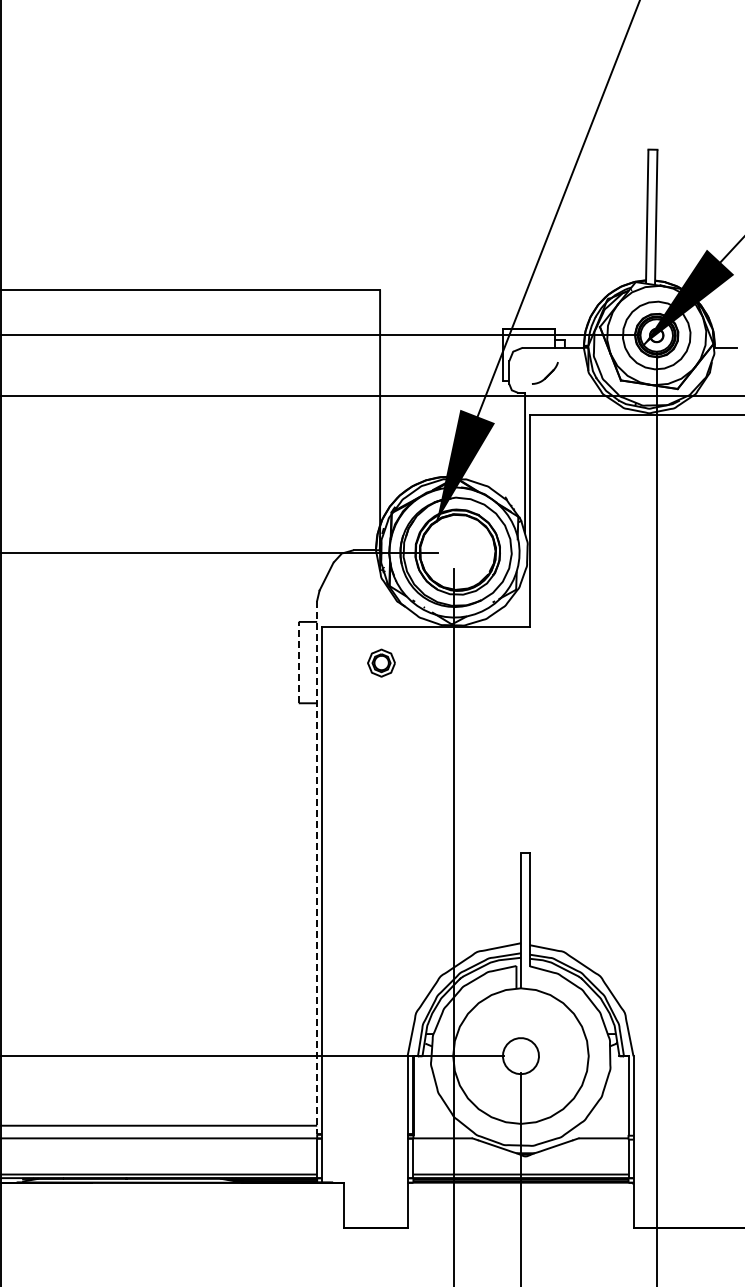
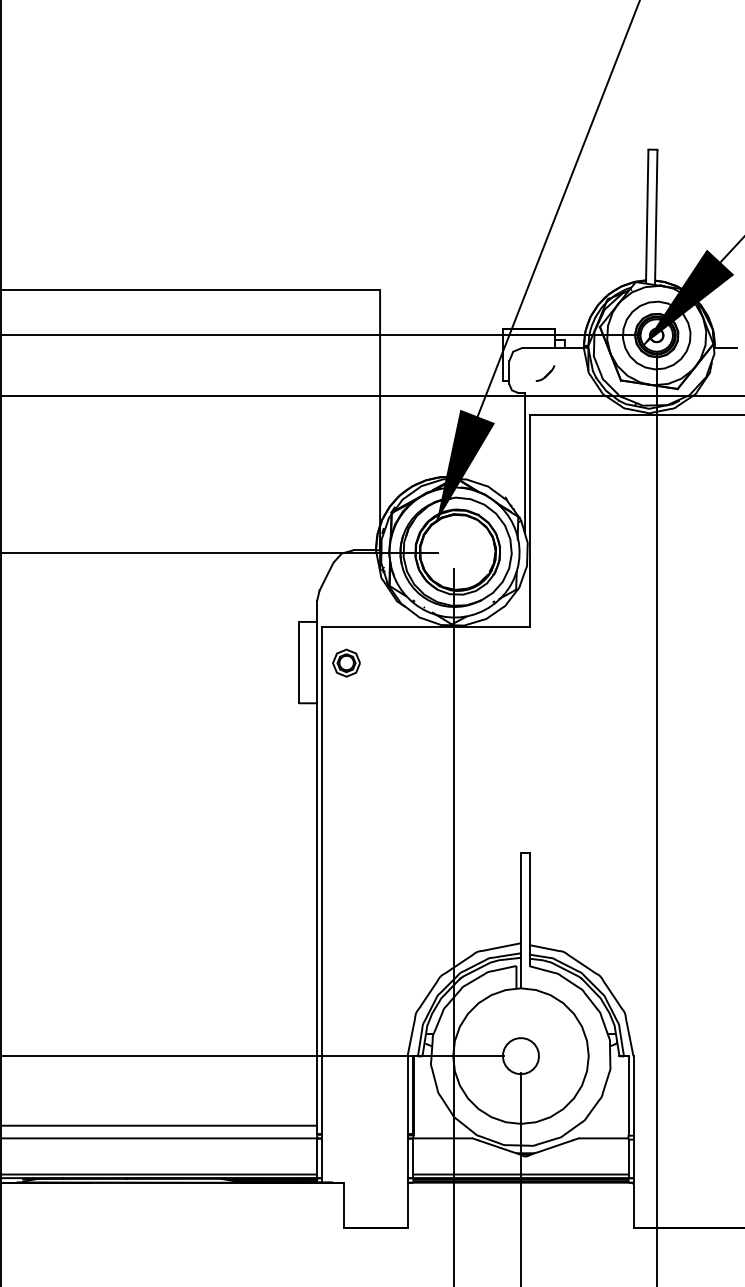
part size: 27x23 px -> 21x17 px (545, 373)
line: dashed -> solid (298, 662)
part position: (381, 662) -> (346, 662) (346, 662)
line: dashed -> solid (317, 867)
